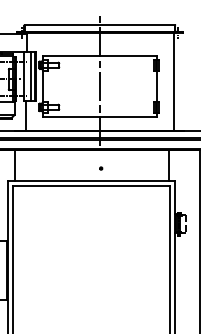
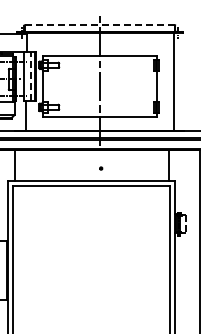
line: solid -> dashed (99, 25)
line: solid -> dashed (30, 75)
